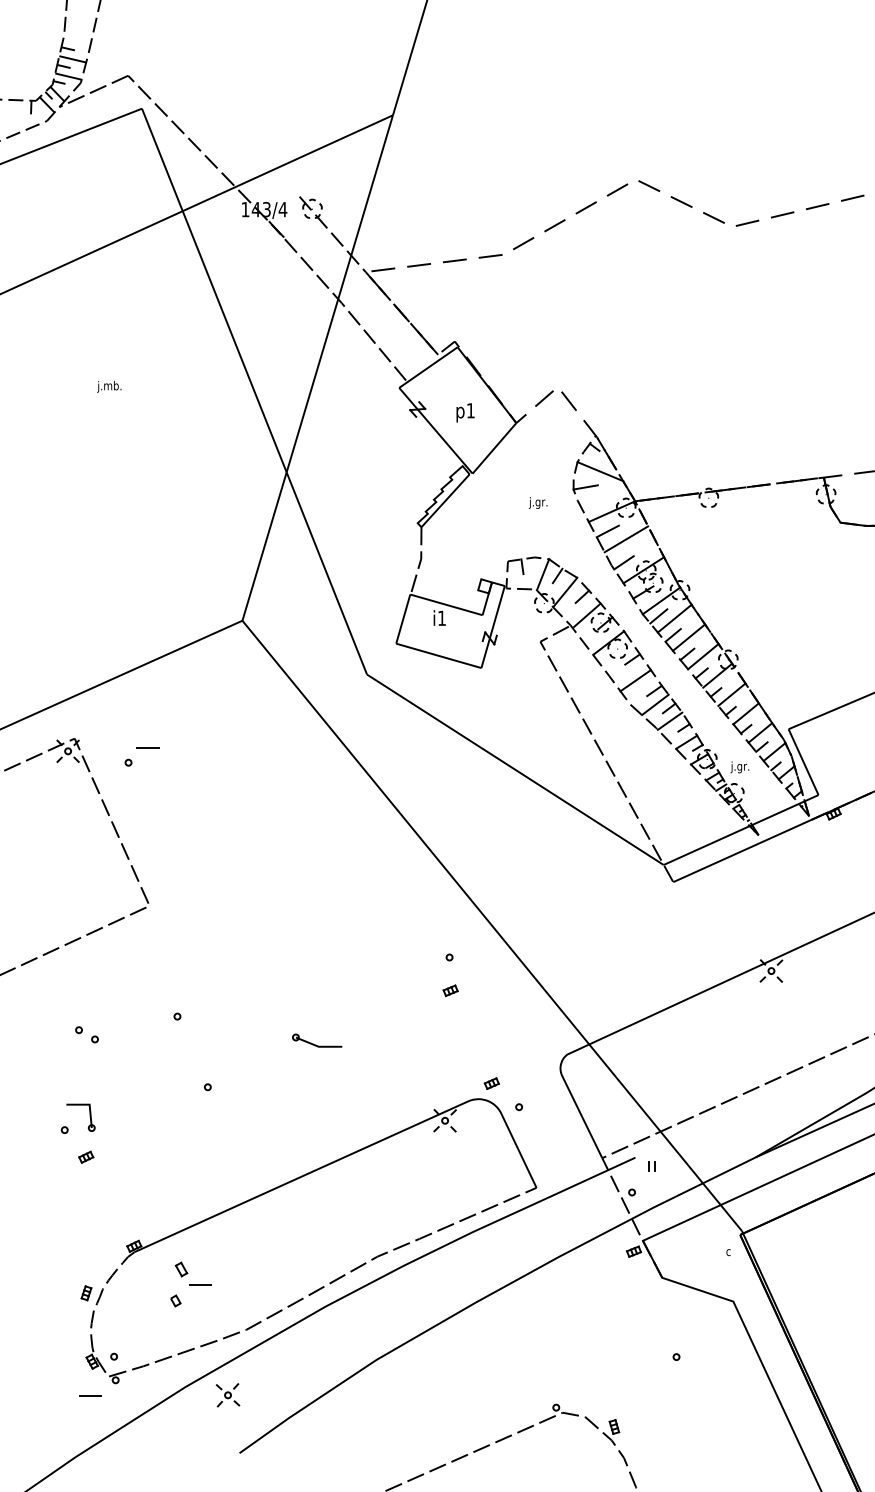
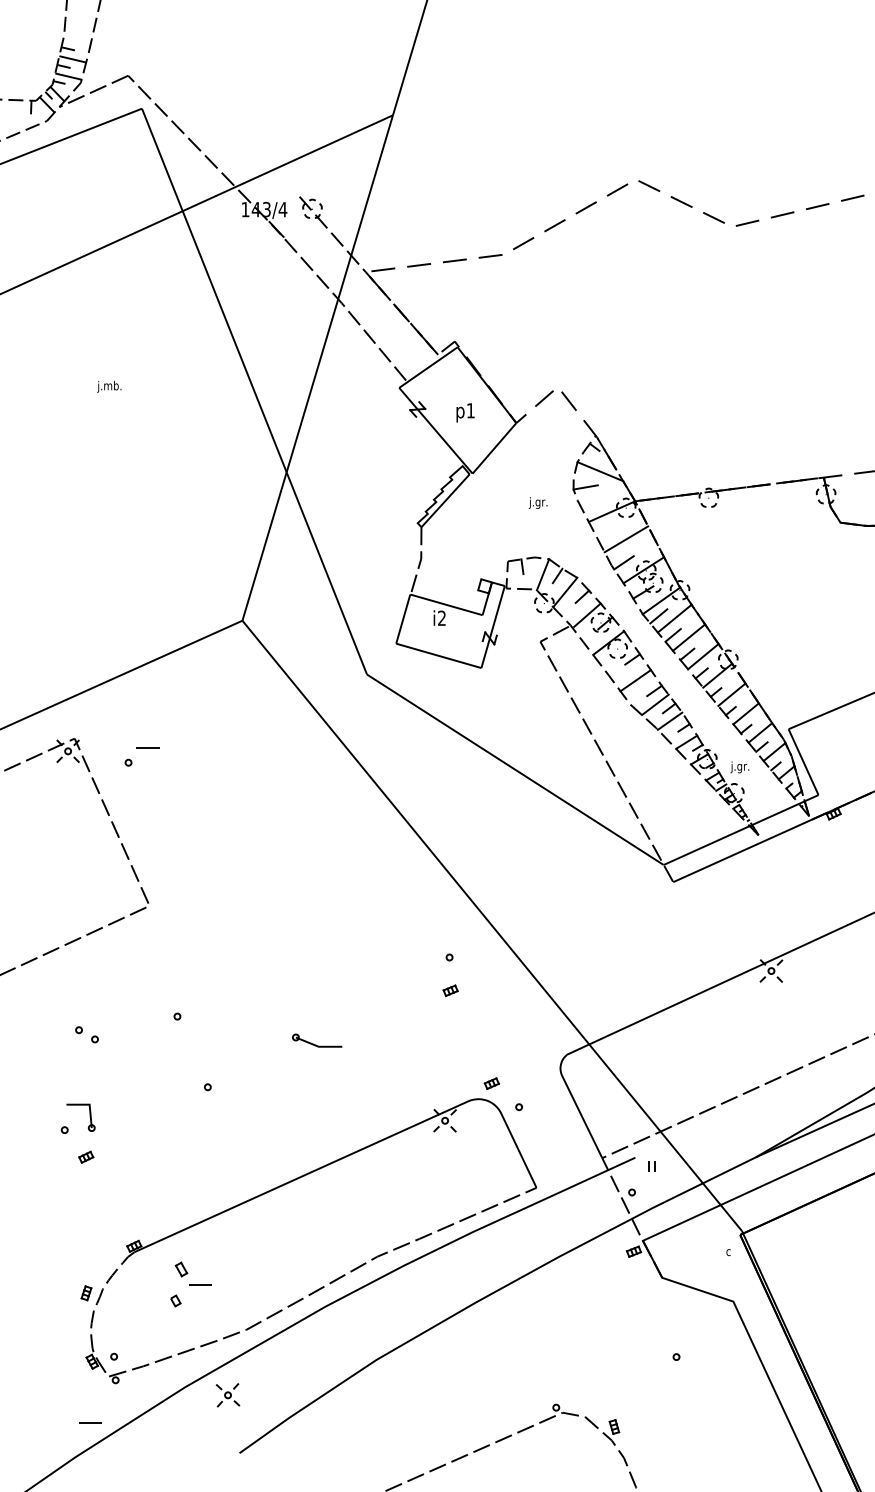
line: present -> none (607, 531)
text: i1 -> i2 (441, 617)
line position: (90, 1395) -> (90, 1422) (90, 1422)
